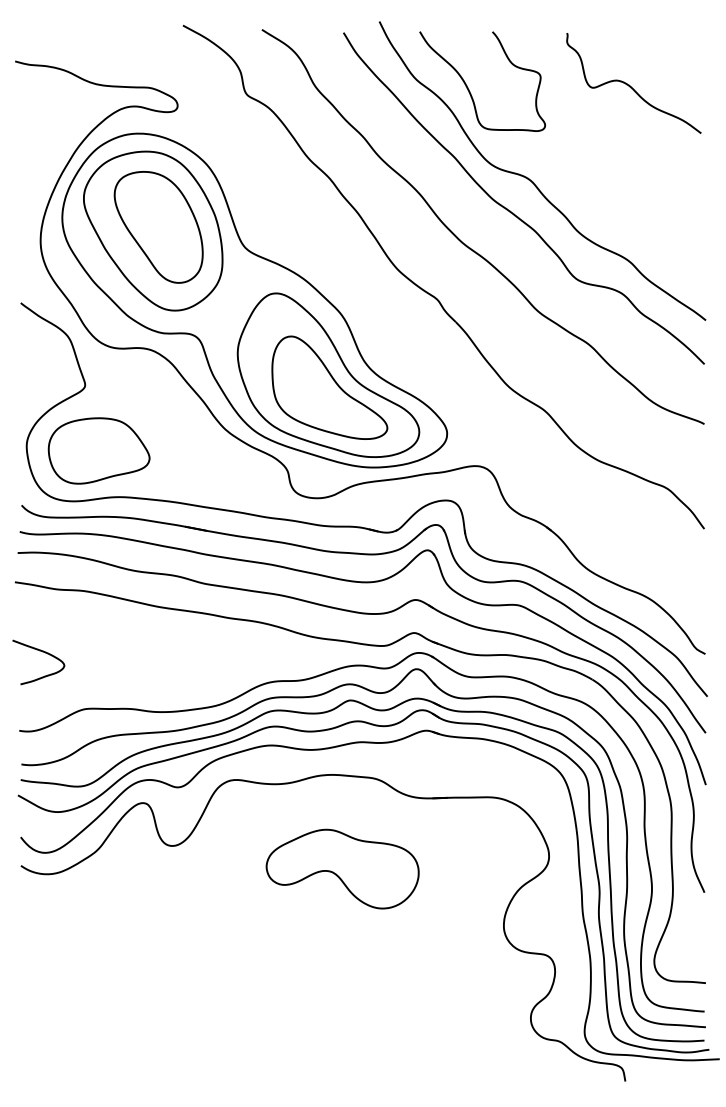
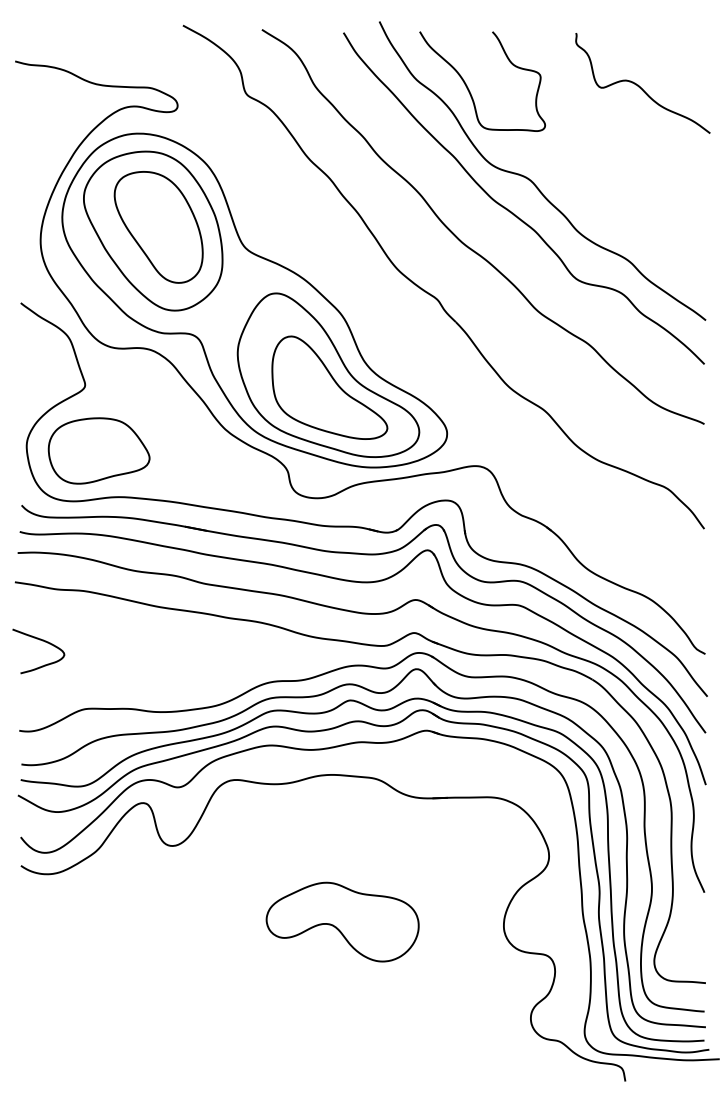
curve position: (630, 85) -> (639, 85) (639, 85)
curve position: (42, 652) -> (42, 641) (42, 641)
part position: (342, 868) -> (342, 921) (342, 921)
